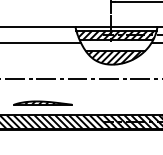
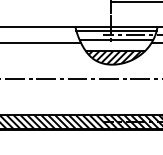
hatch: present -> none (115, 35)
part: present -> none (42, 102)
